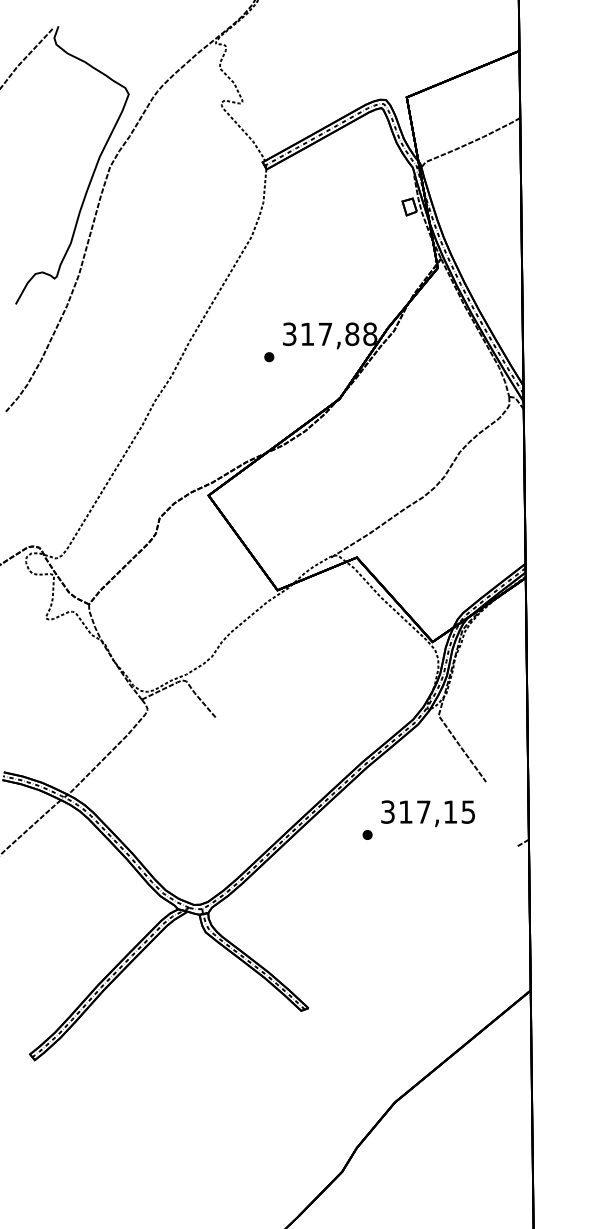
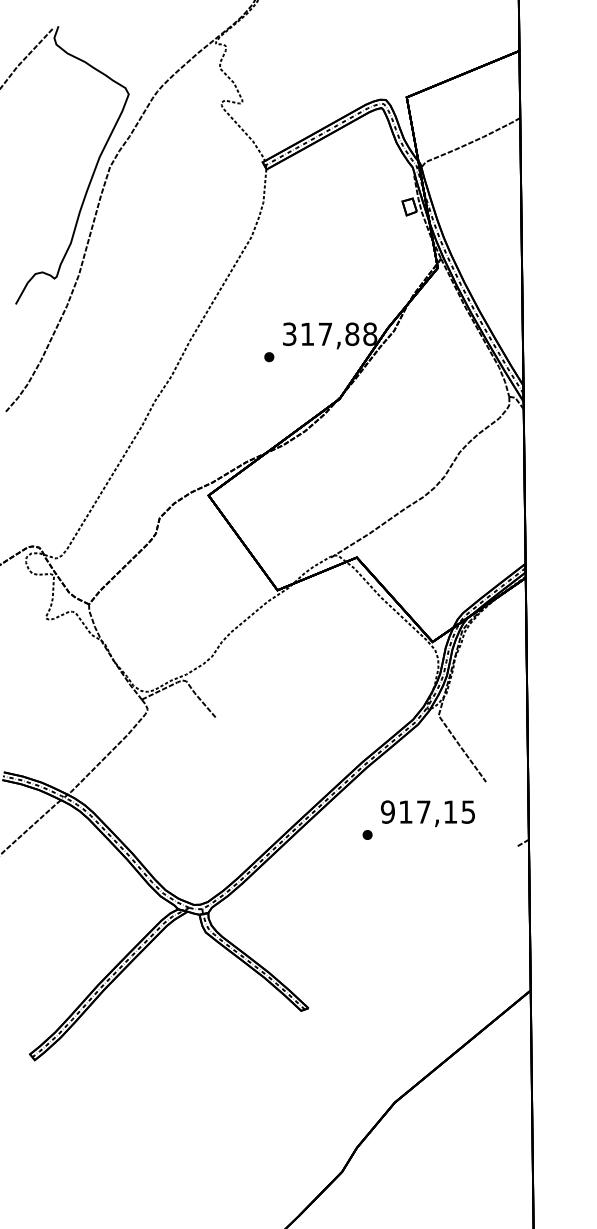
text: 317,15 -> 917,15 (387, 811)
